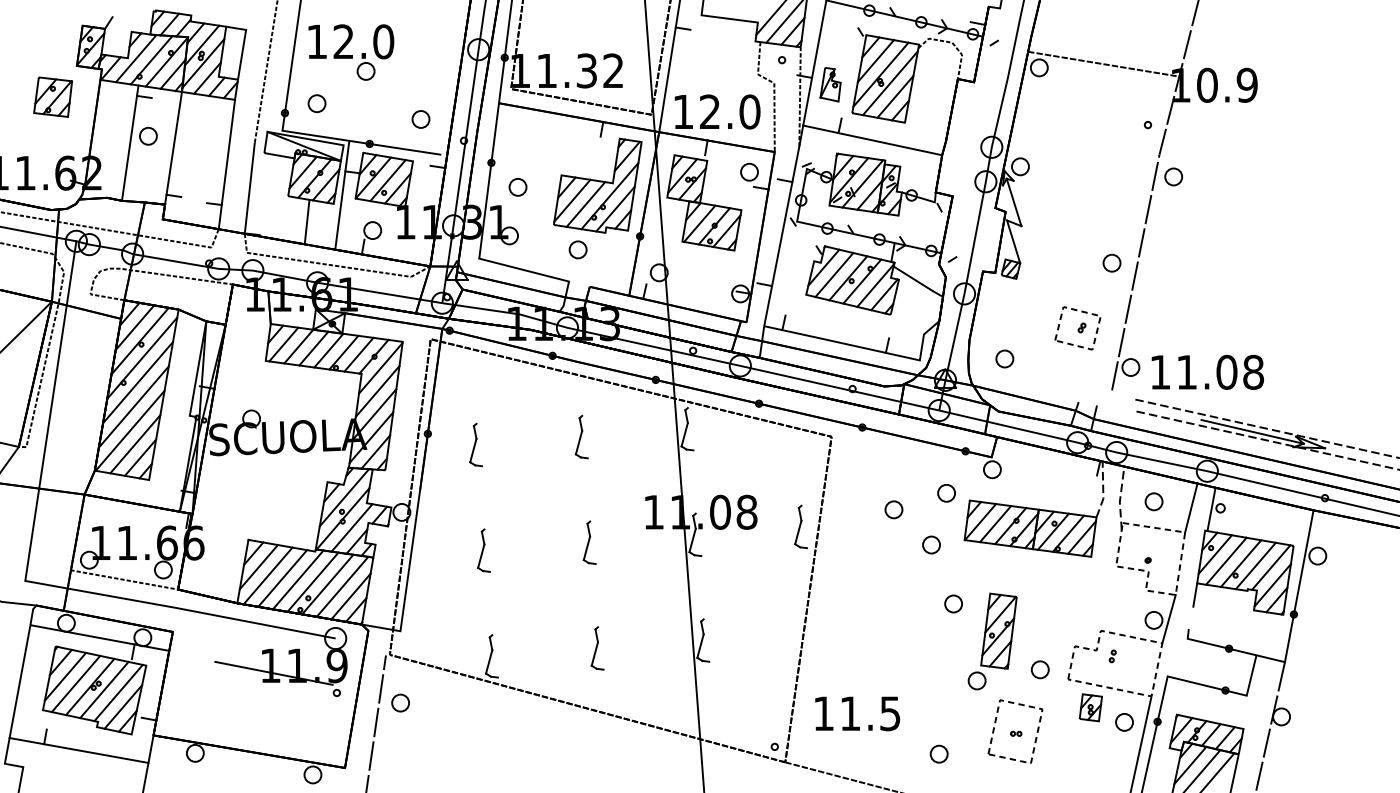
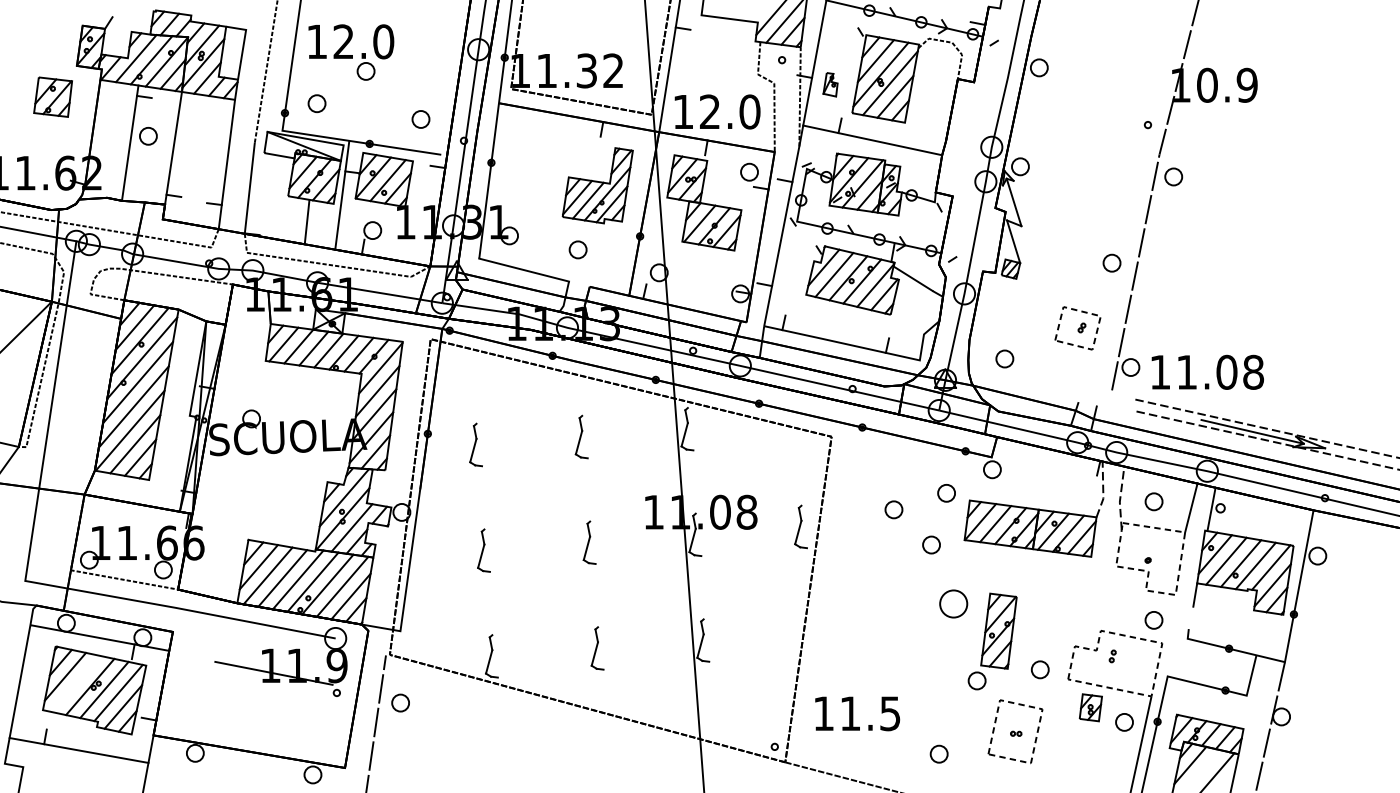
line: present -> none (1103, 63)
part size: 23x36 px -> 17x26 px (830, 84)
part size: 90x97 px -> 73x78 px (597, 185)
part: present -> none (517, 187)
part size: 19x20 px -> 30x30 px (953, 603)
line: present -> none (1168, 619)
line: present -> none (75, 683)
line: present -> none (1203, 769)
